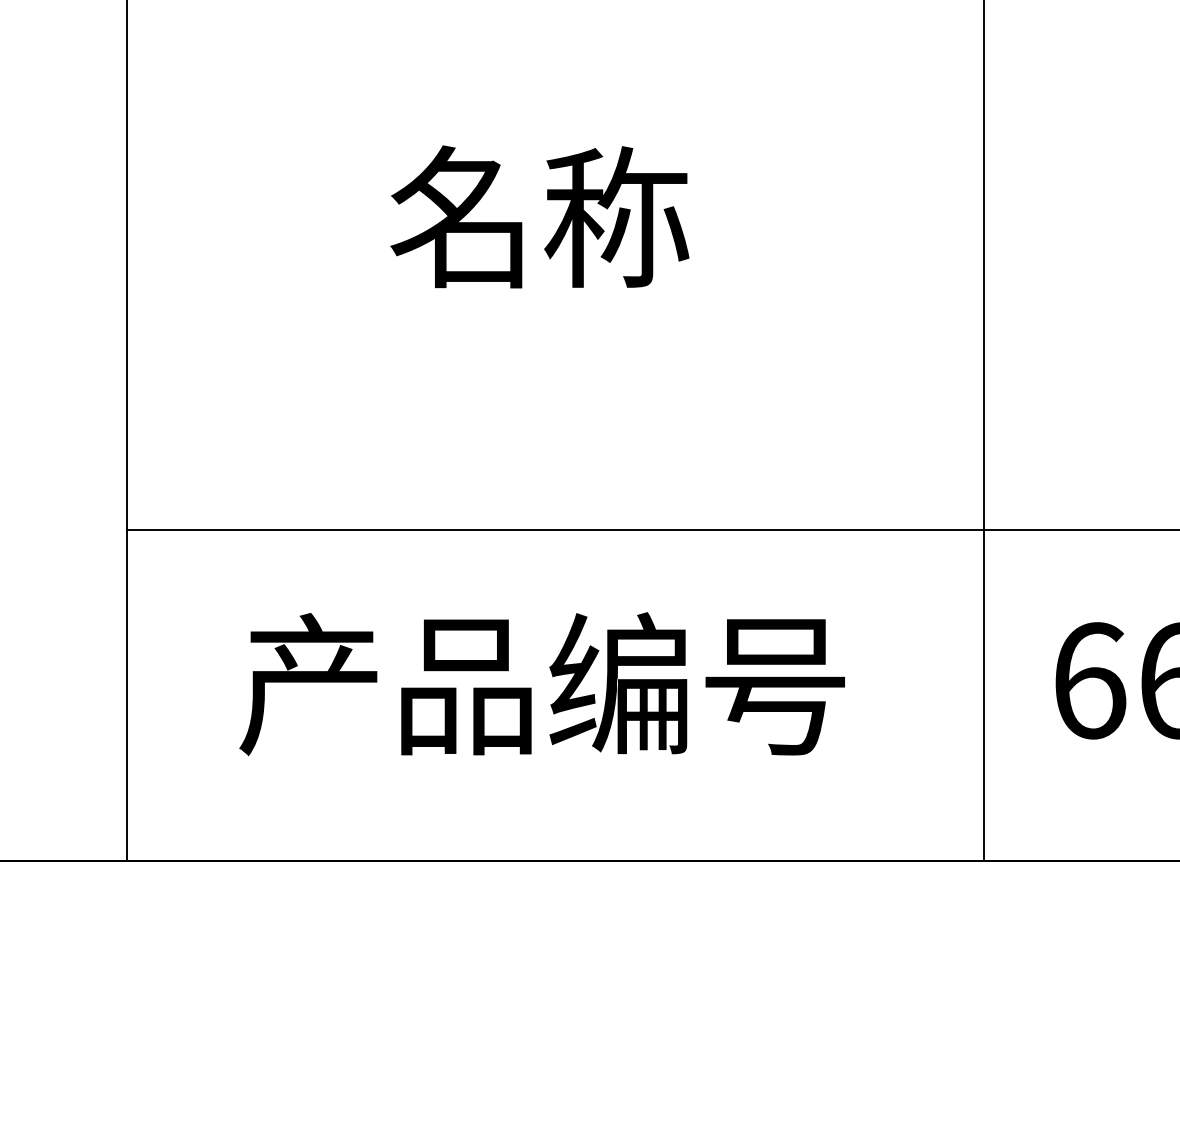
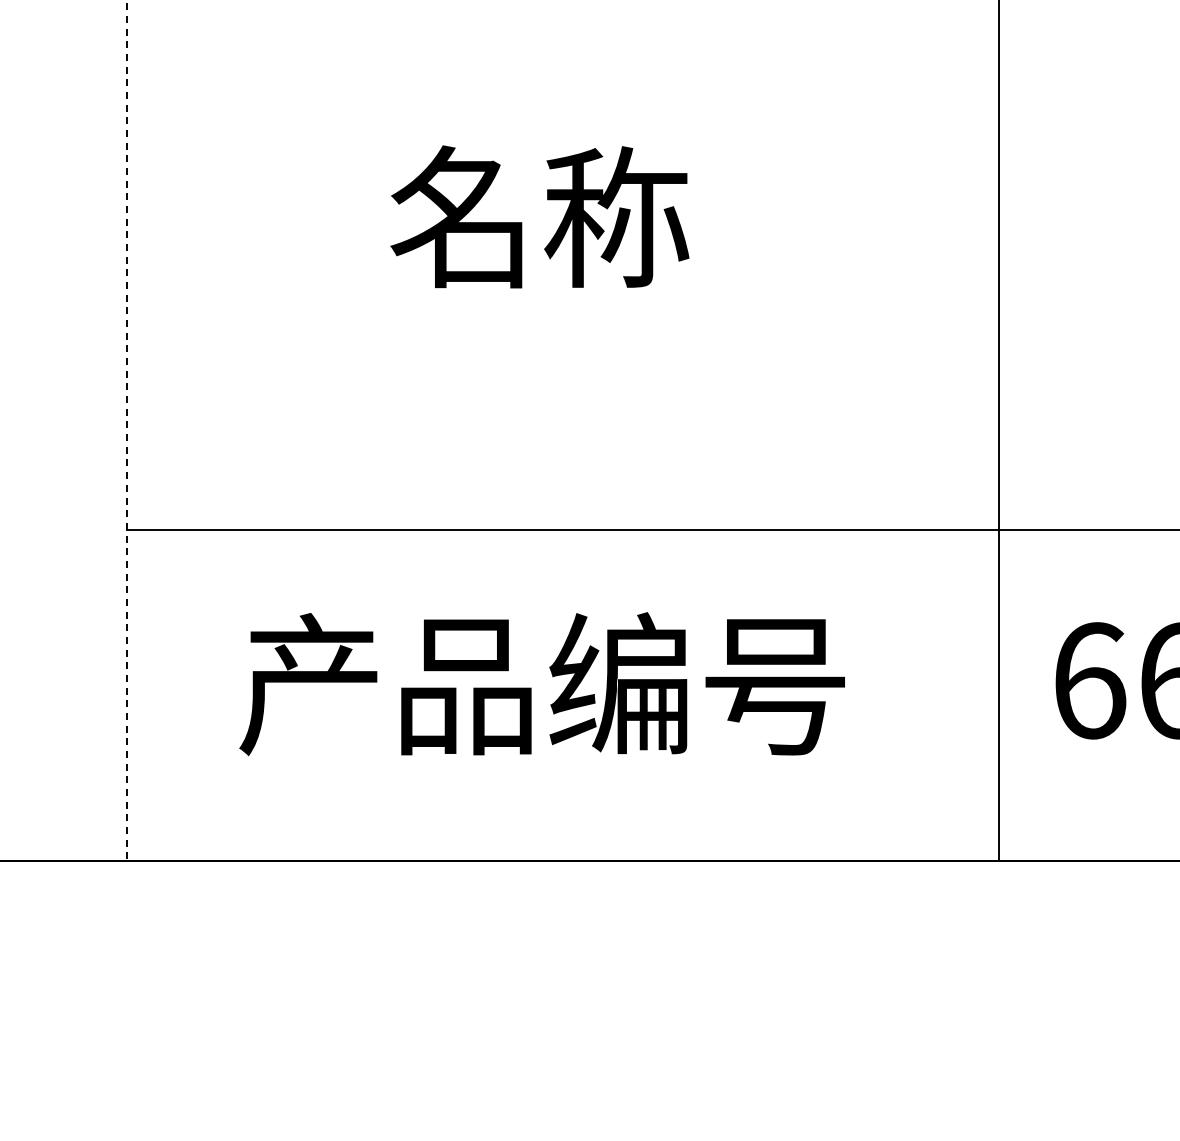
line: solid -> dashed (126, 431)
line position: (983, 431) -> (998, 431) (998, 431)
